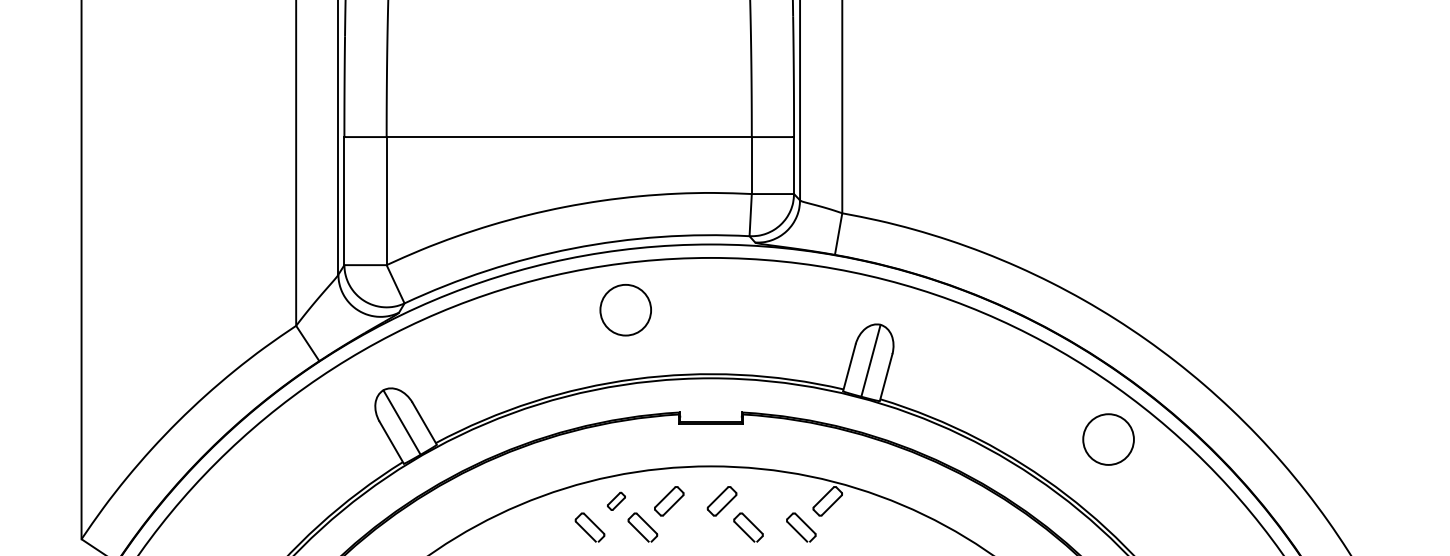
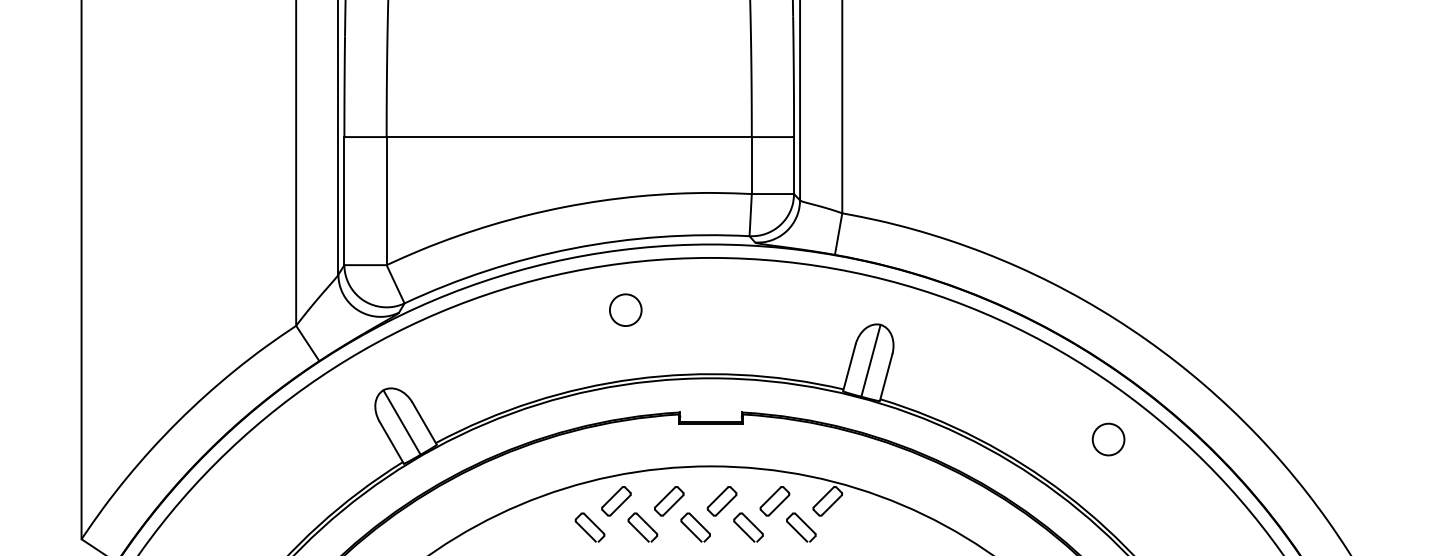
circle diameter: 51 px -> 32 px (625, 310)
circle diameter: 51 px -> 32 px (1108, 439)
part size: 19x20 px -> 31x31 px (616, 501)
part: none -> present (774, 501)
part: none -> present (695, 527)
